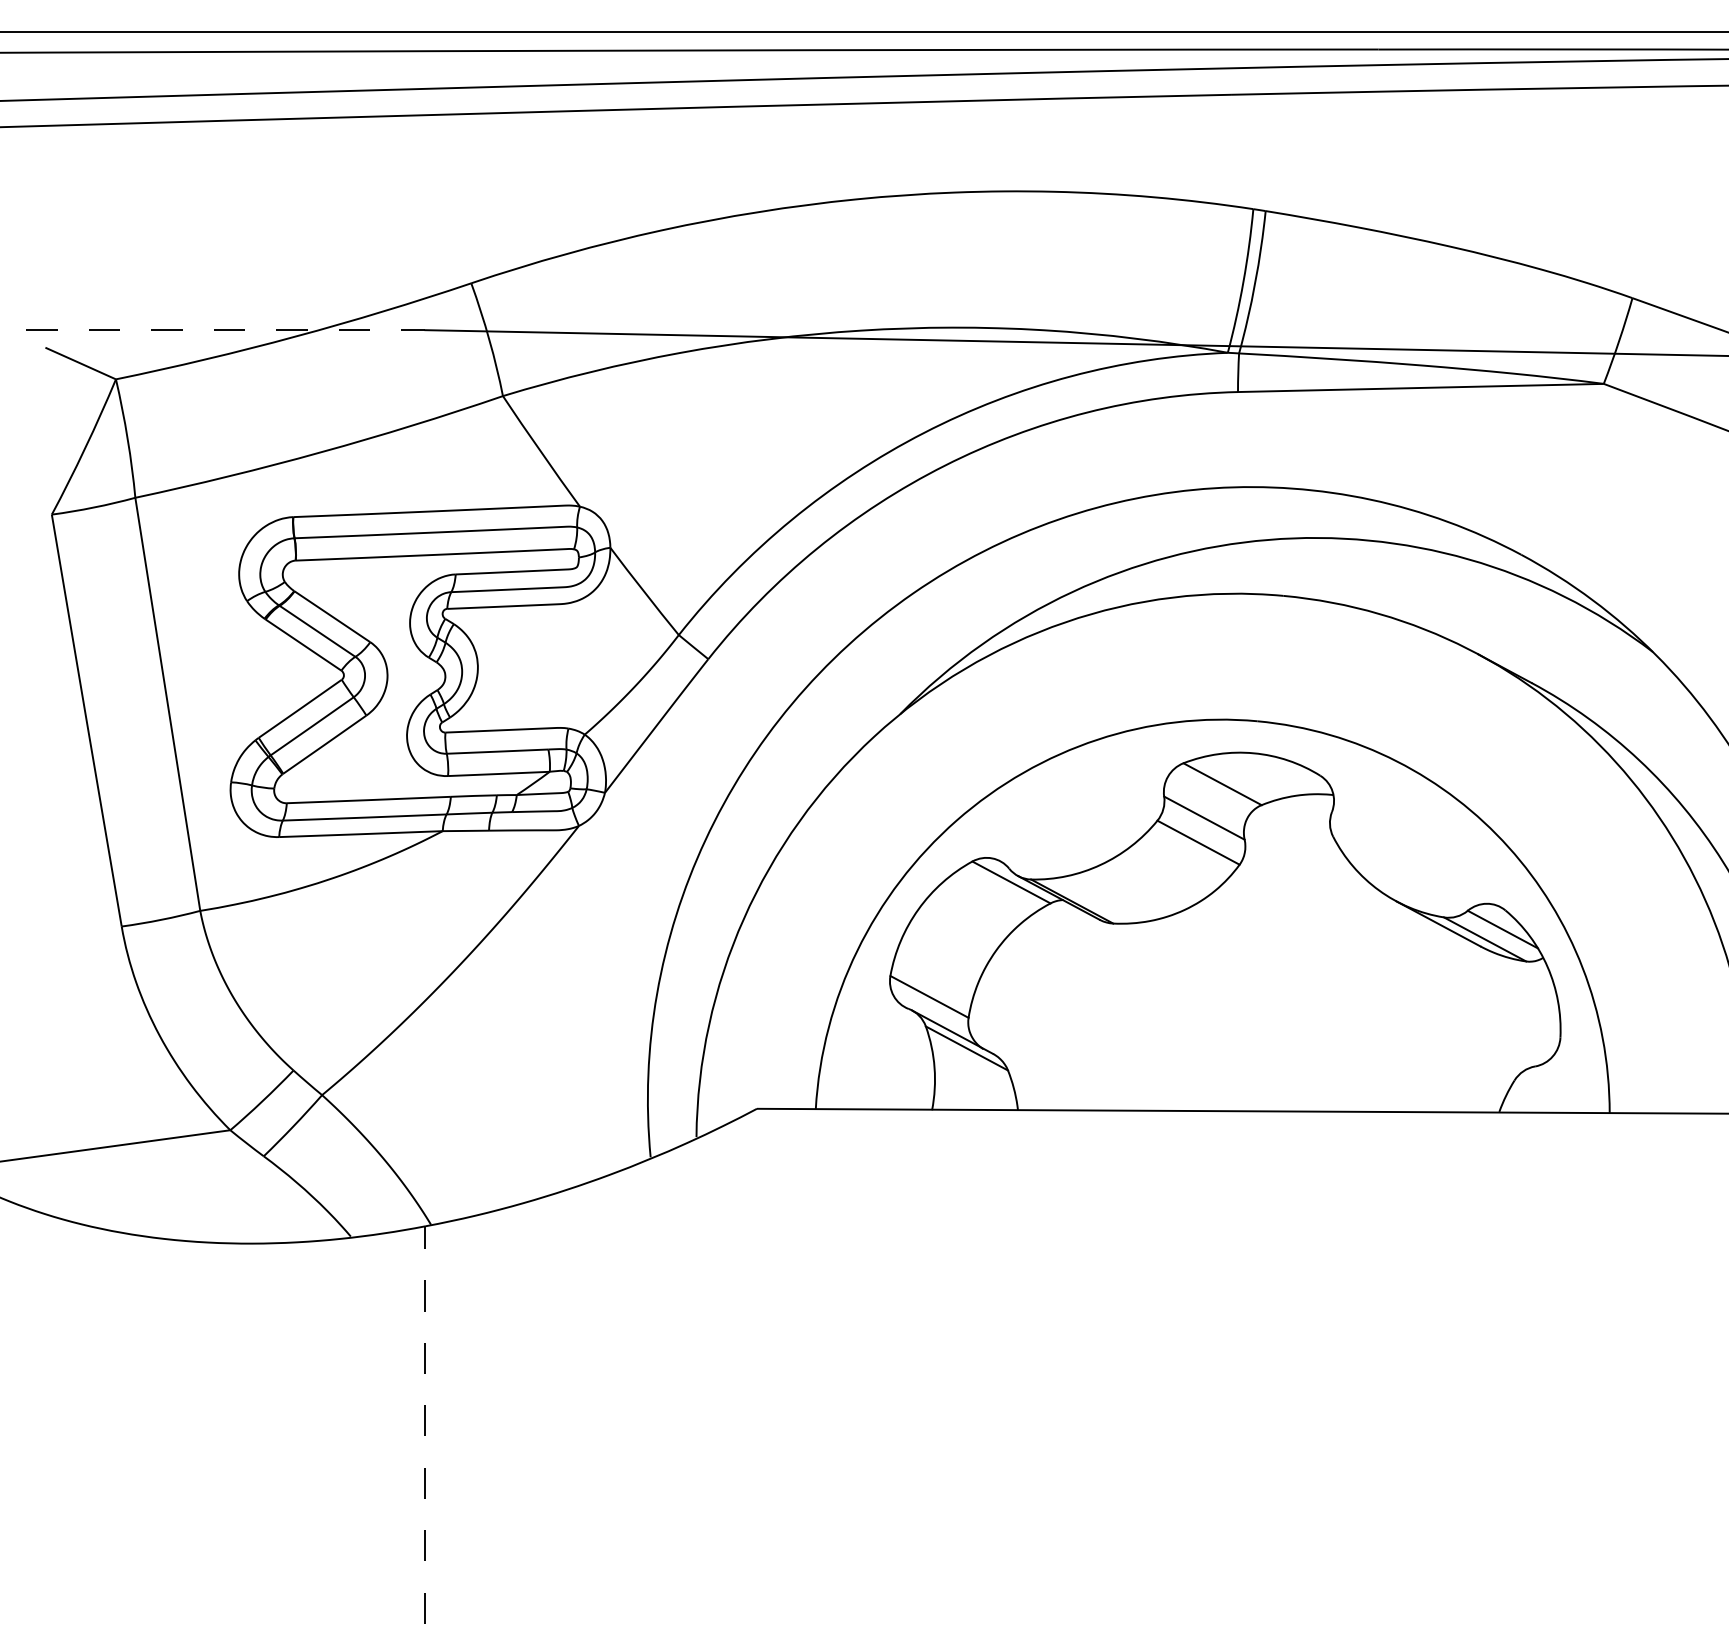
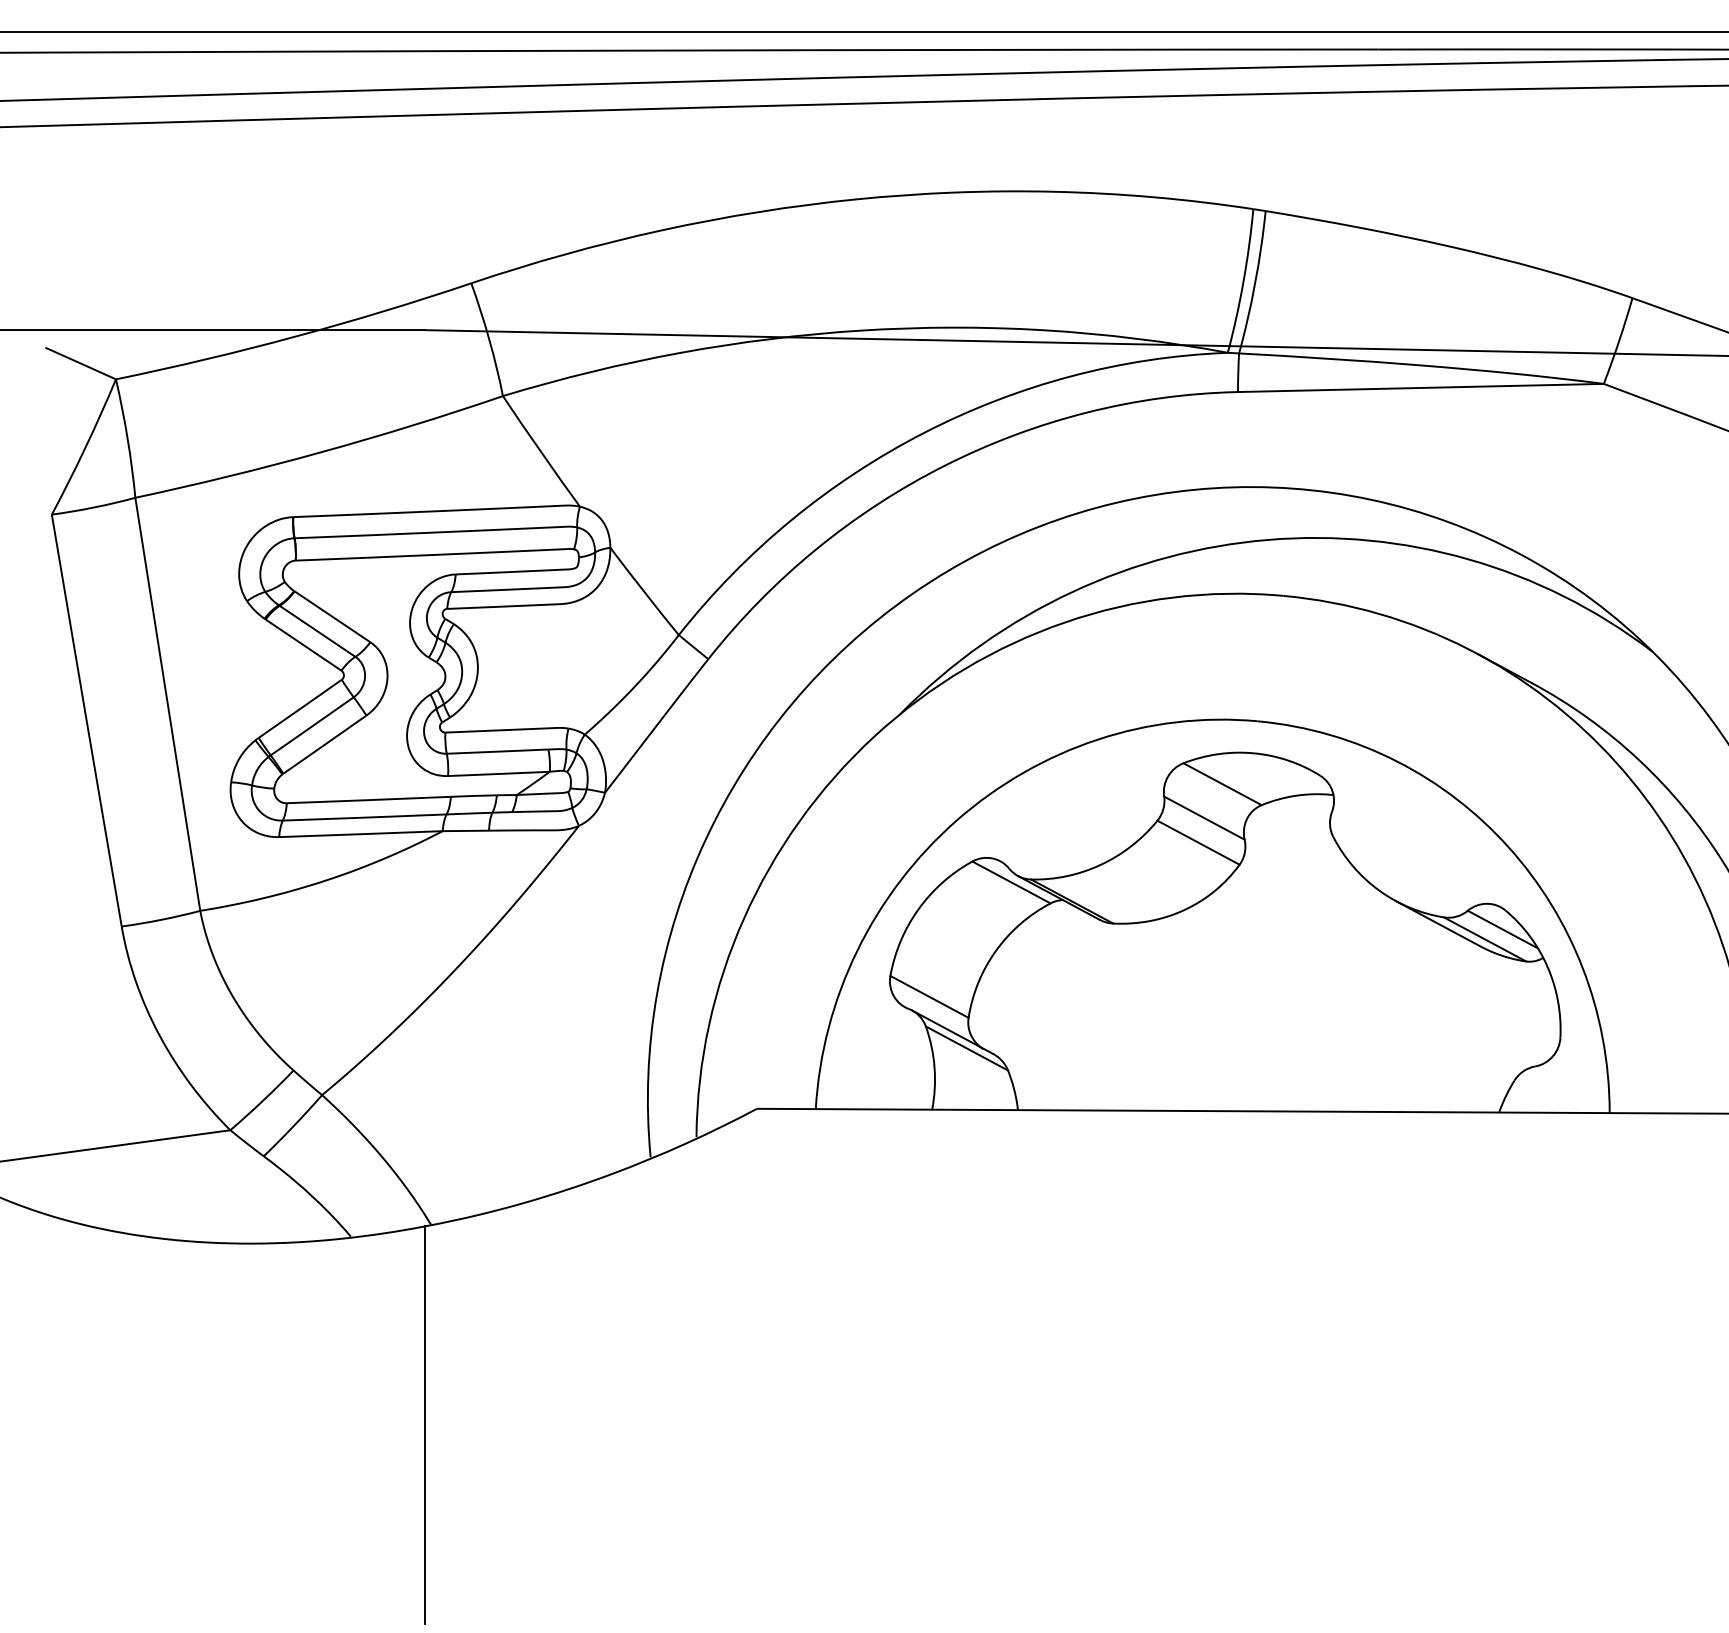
line: dashed -> solid (213, 330)
line: dashed -> solid (425, 1425)
